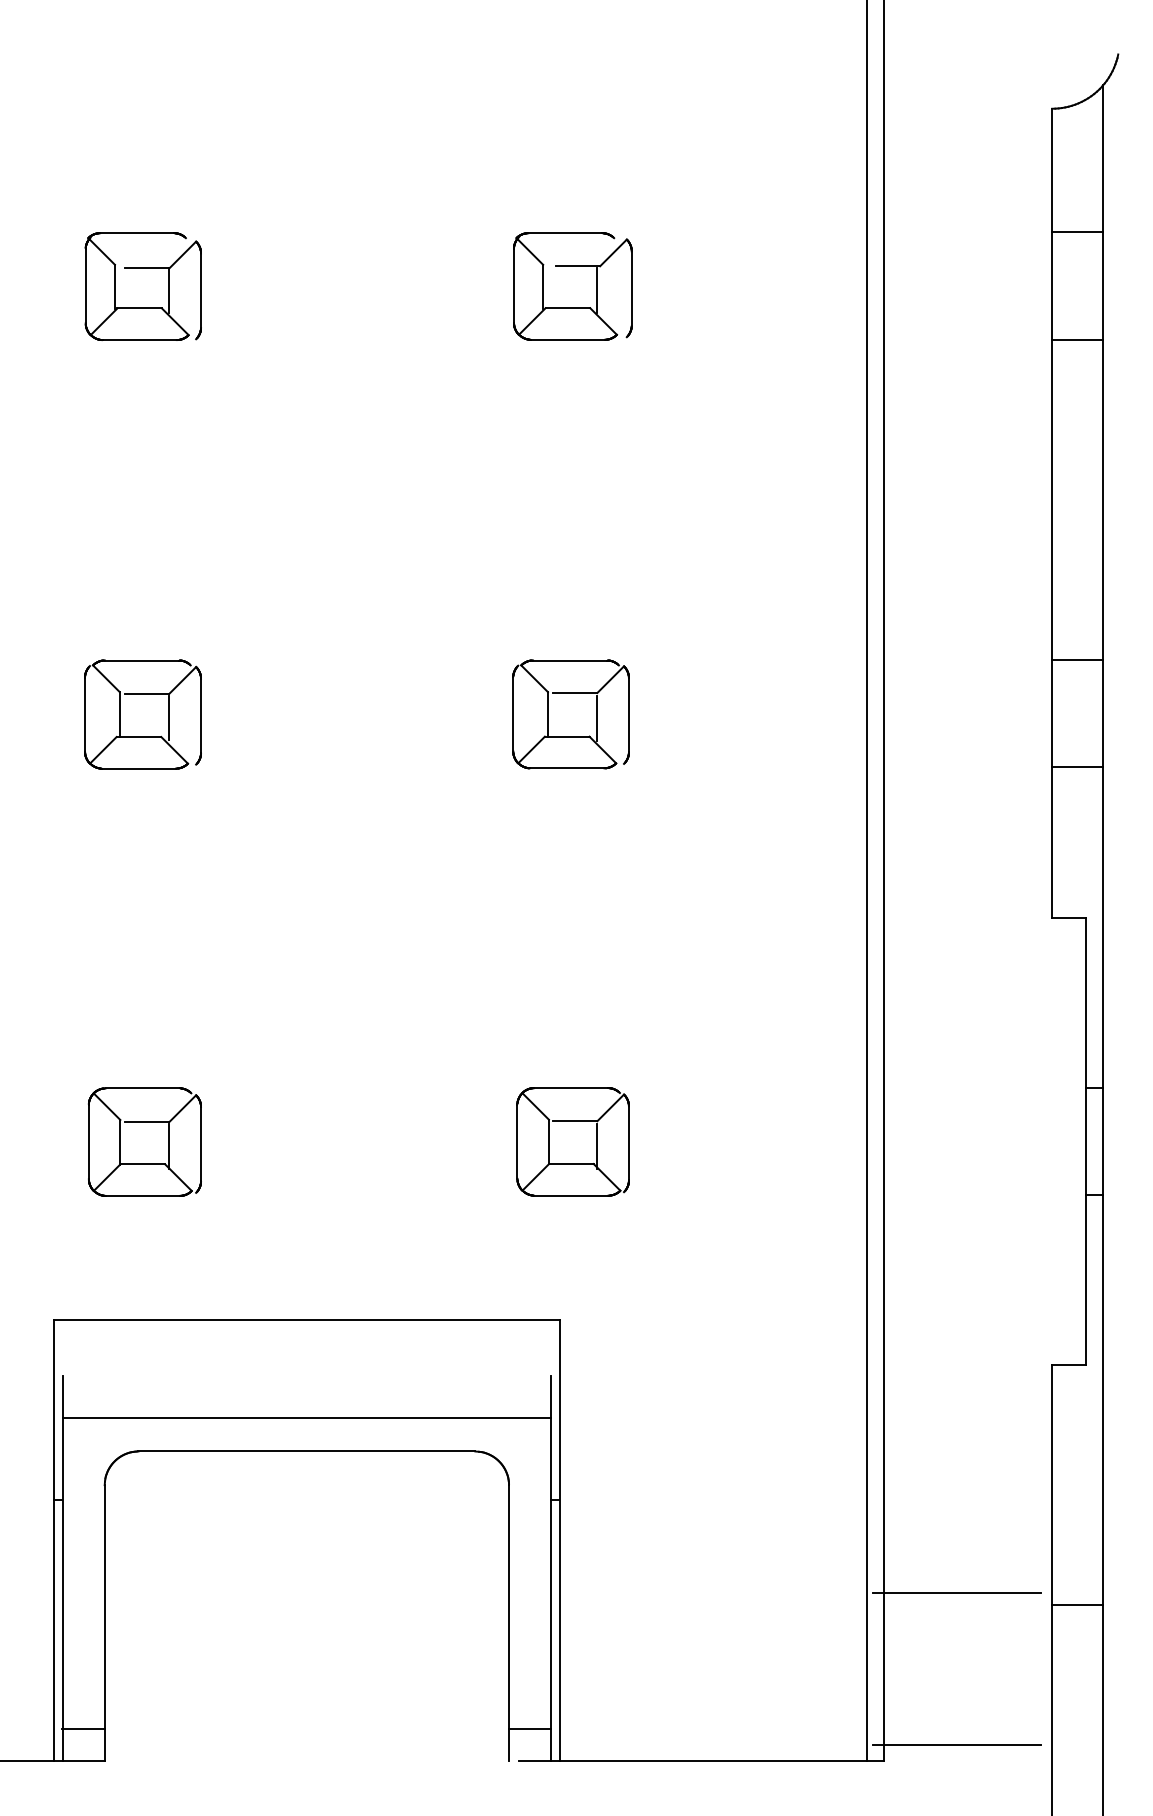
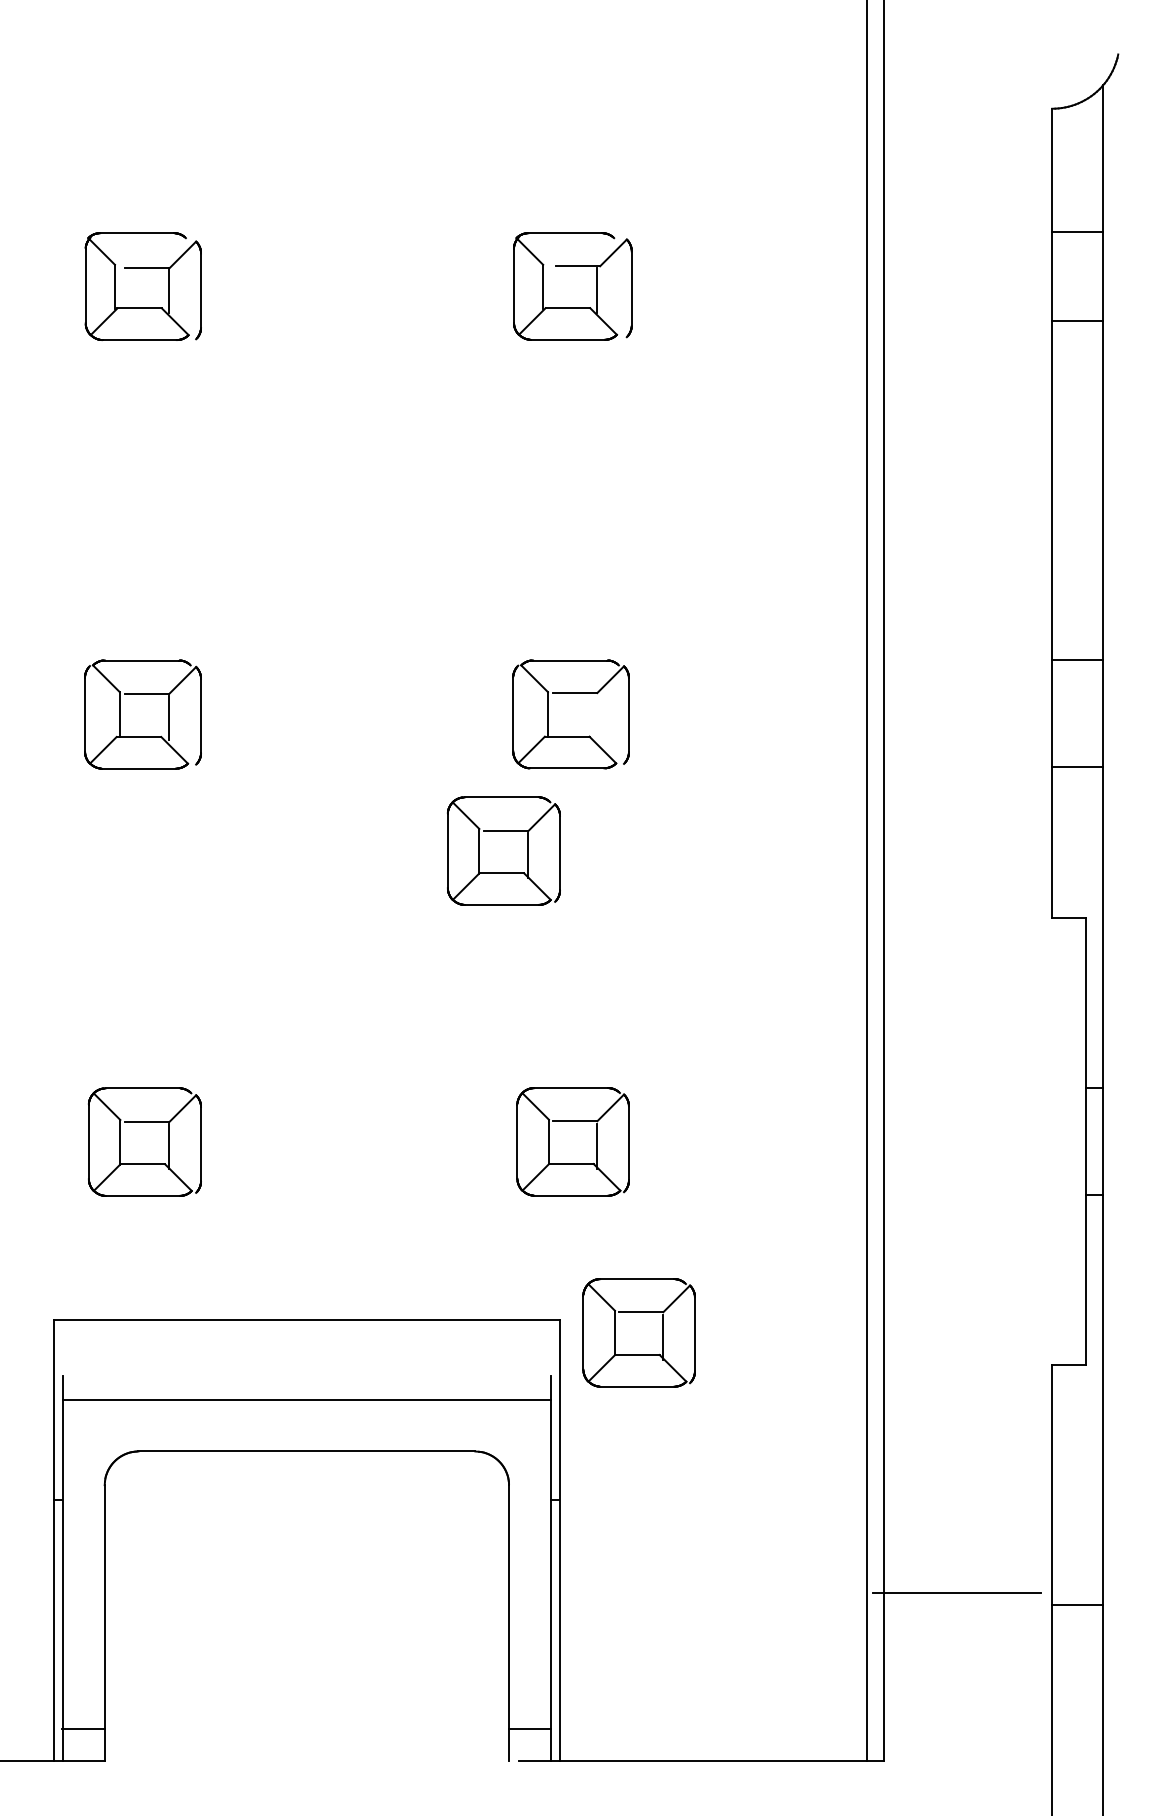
line position: (1076, 339) -> (1076, 320) (1076, 320)
line: present -> none (597, 718)
part: none -> present (503, 831)
part: none -> present (638, 1312)
line position: (306, 1417) -> (306, 1399) (306, 1399)
line: present -> none (956, 1744)
